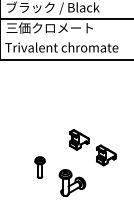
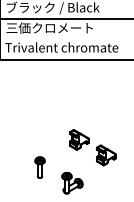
part size: 29x28 px -> 23x23 px (72, 183)
